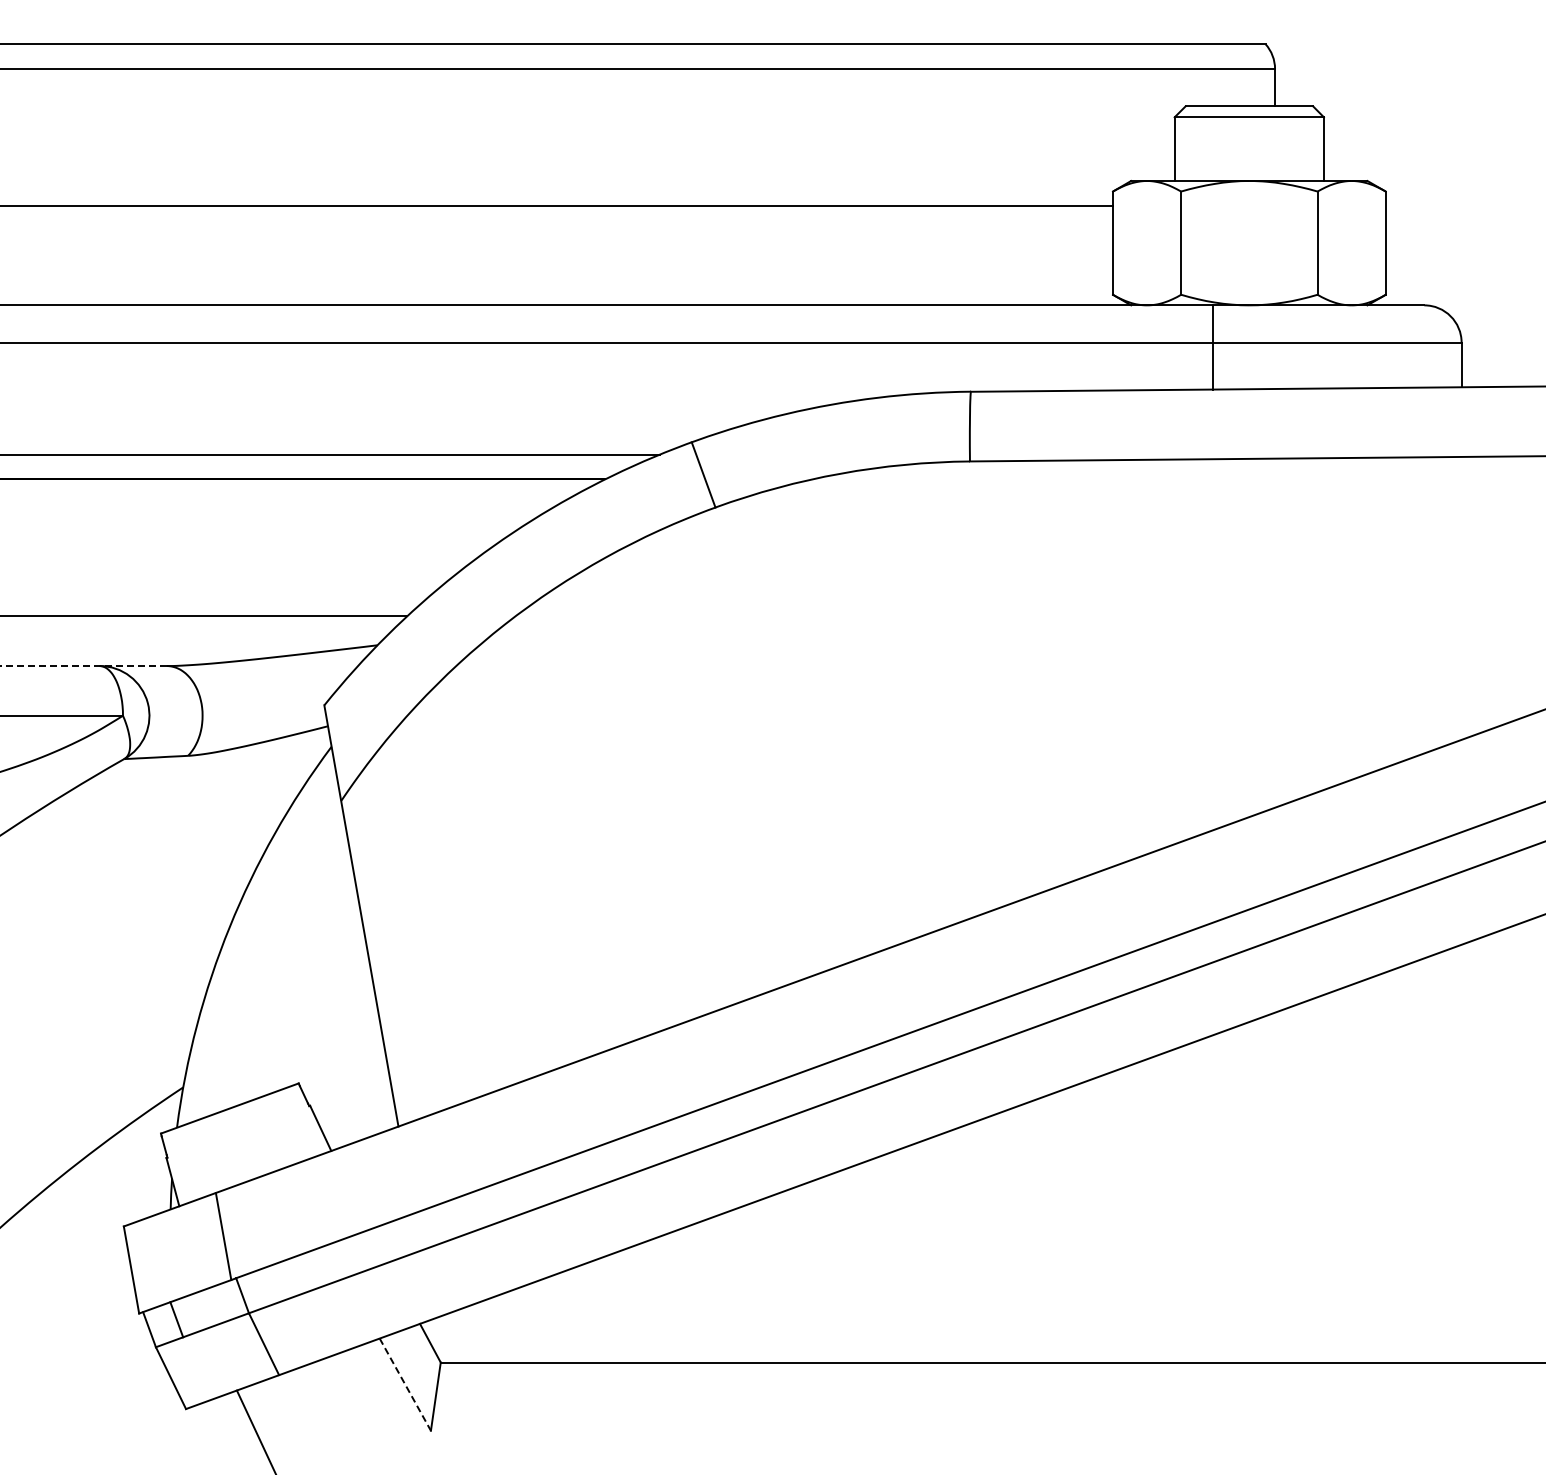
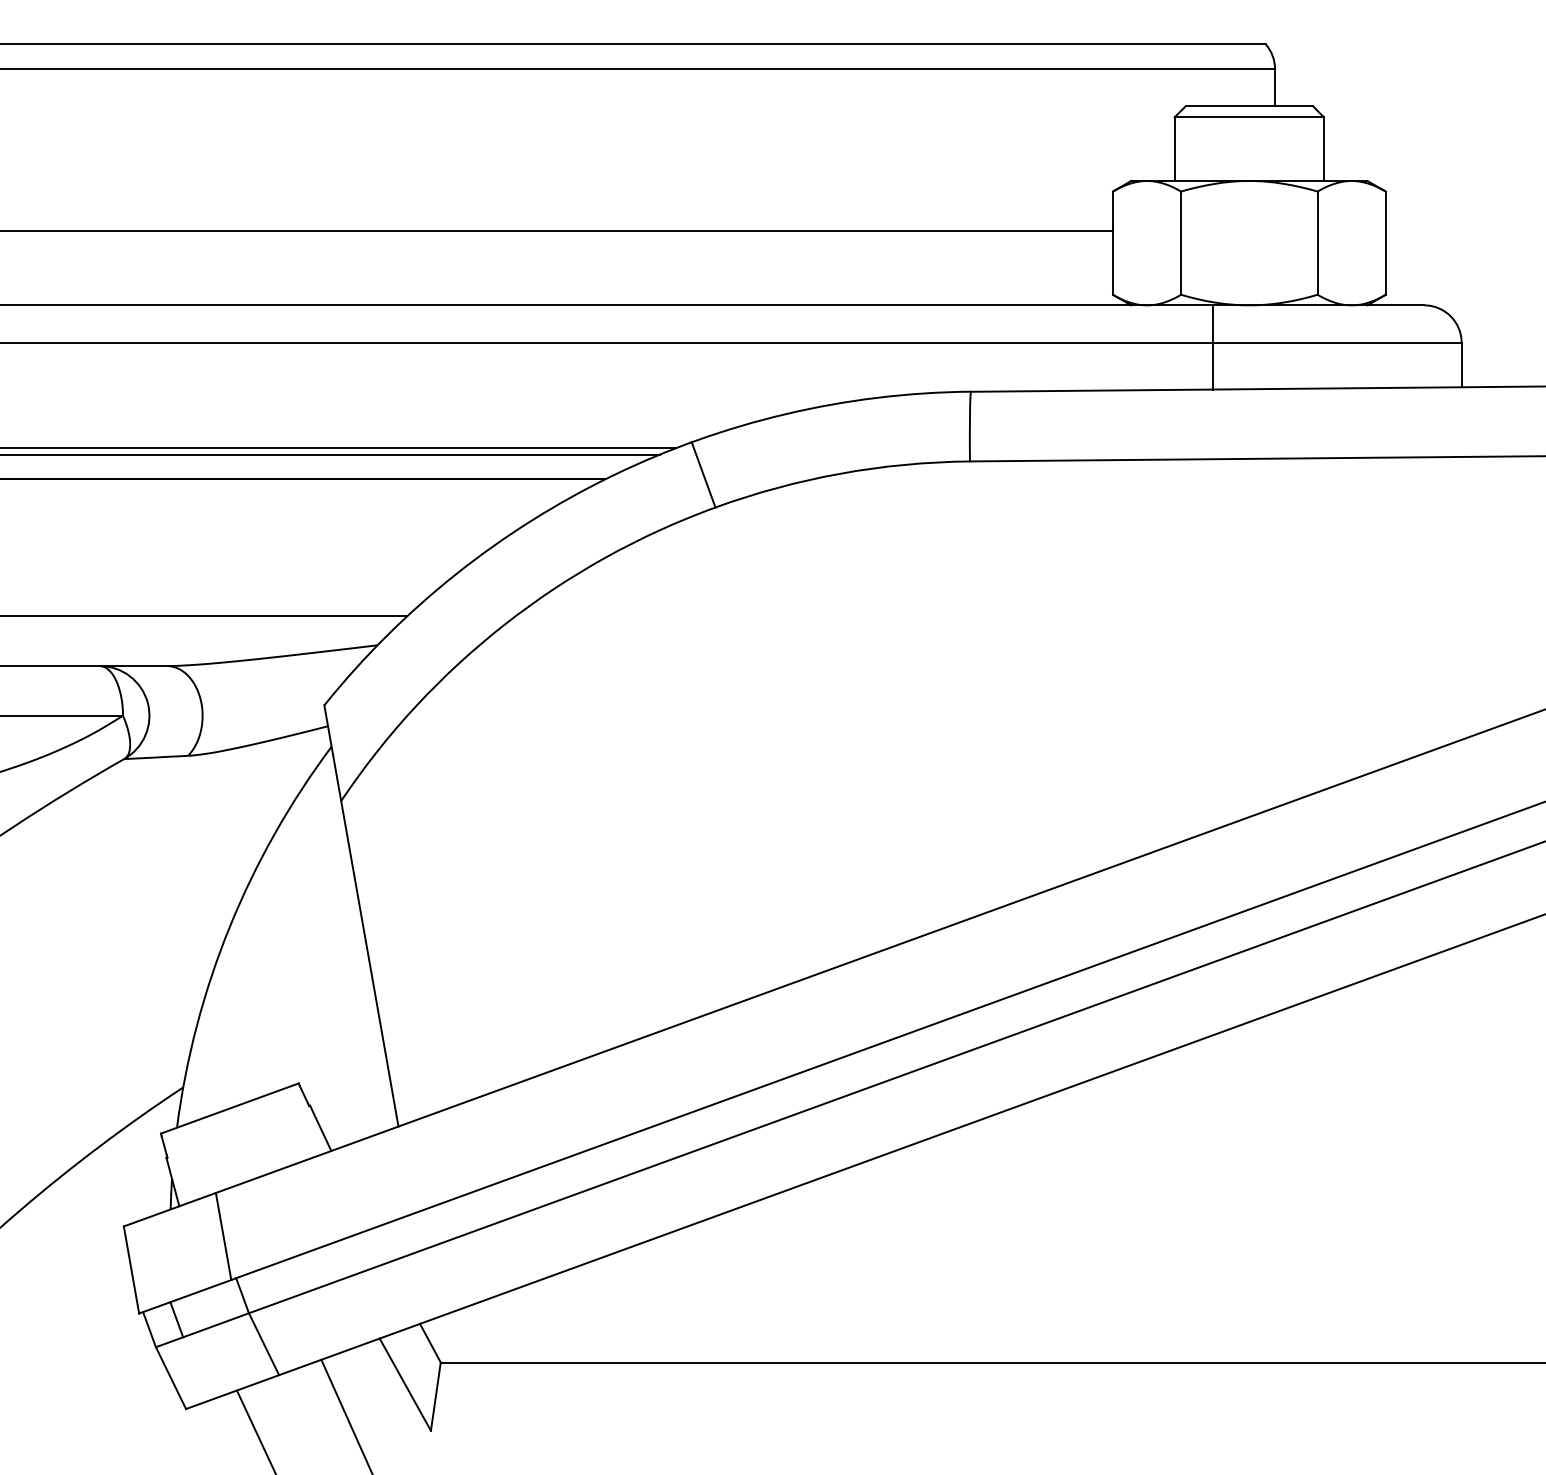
line position: (557, 205) -> (557, 230) (557, 230)
line: none -> present (338, 448)
line: dashed -> solid (82, 666)
line: dashed -> solid (405, 1384)
line: none -> present (346, 1415)
